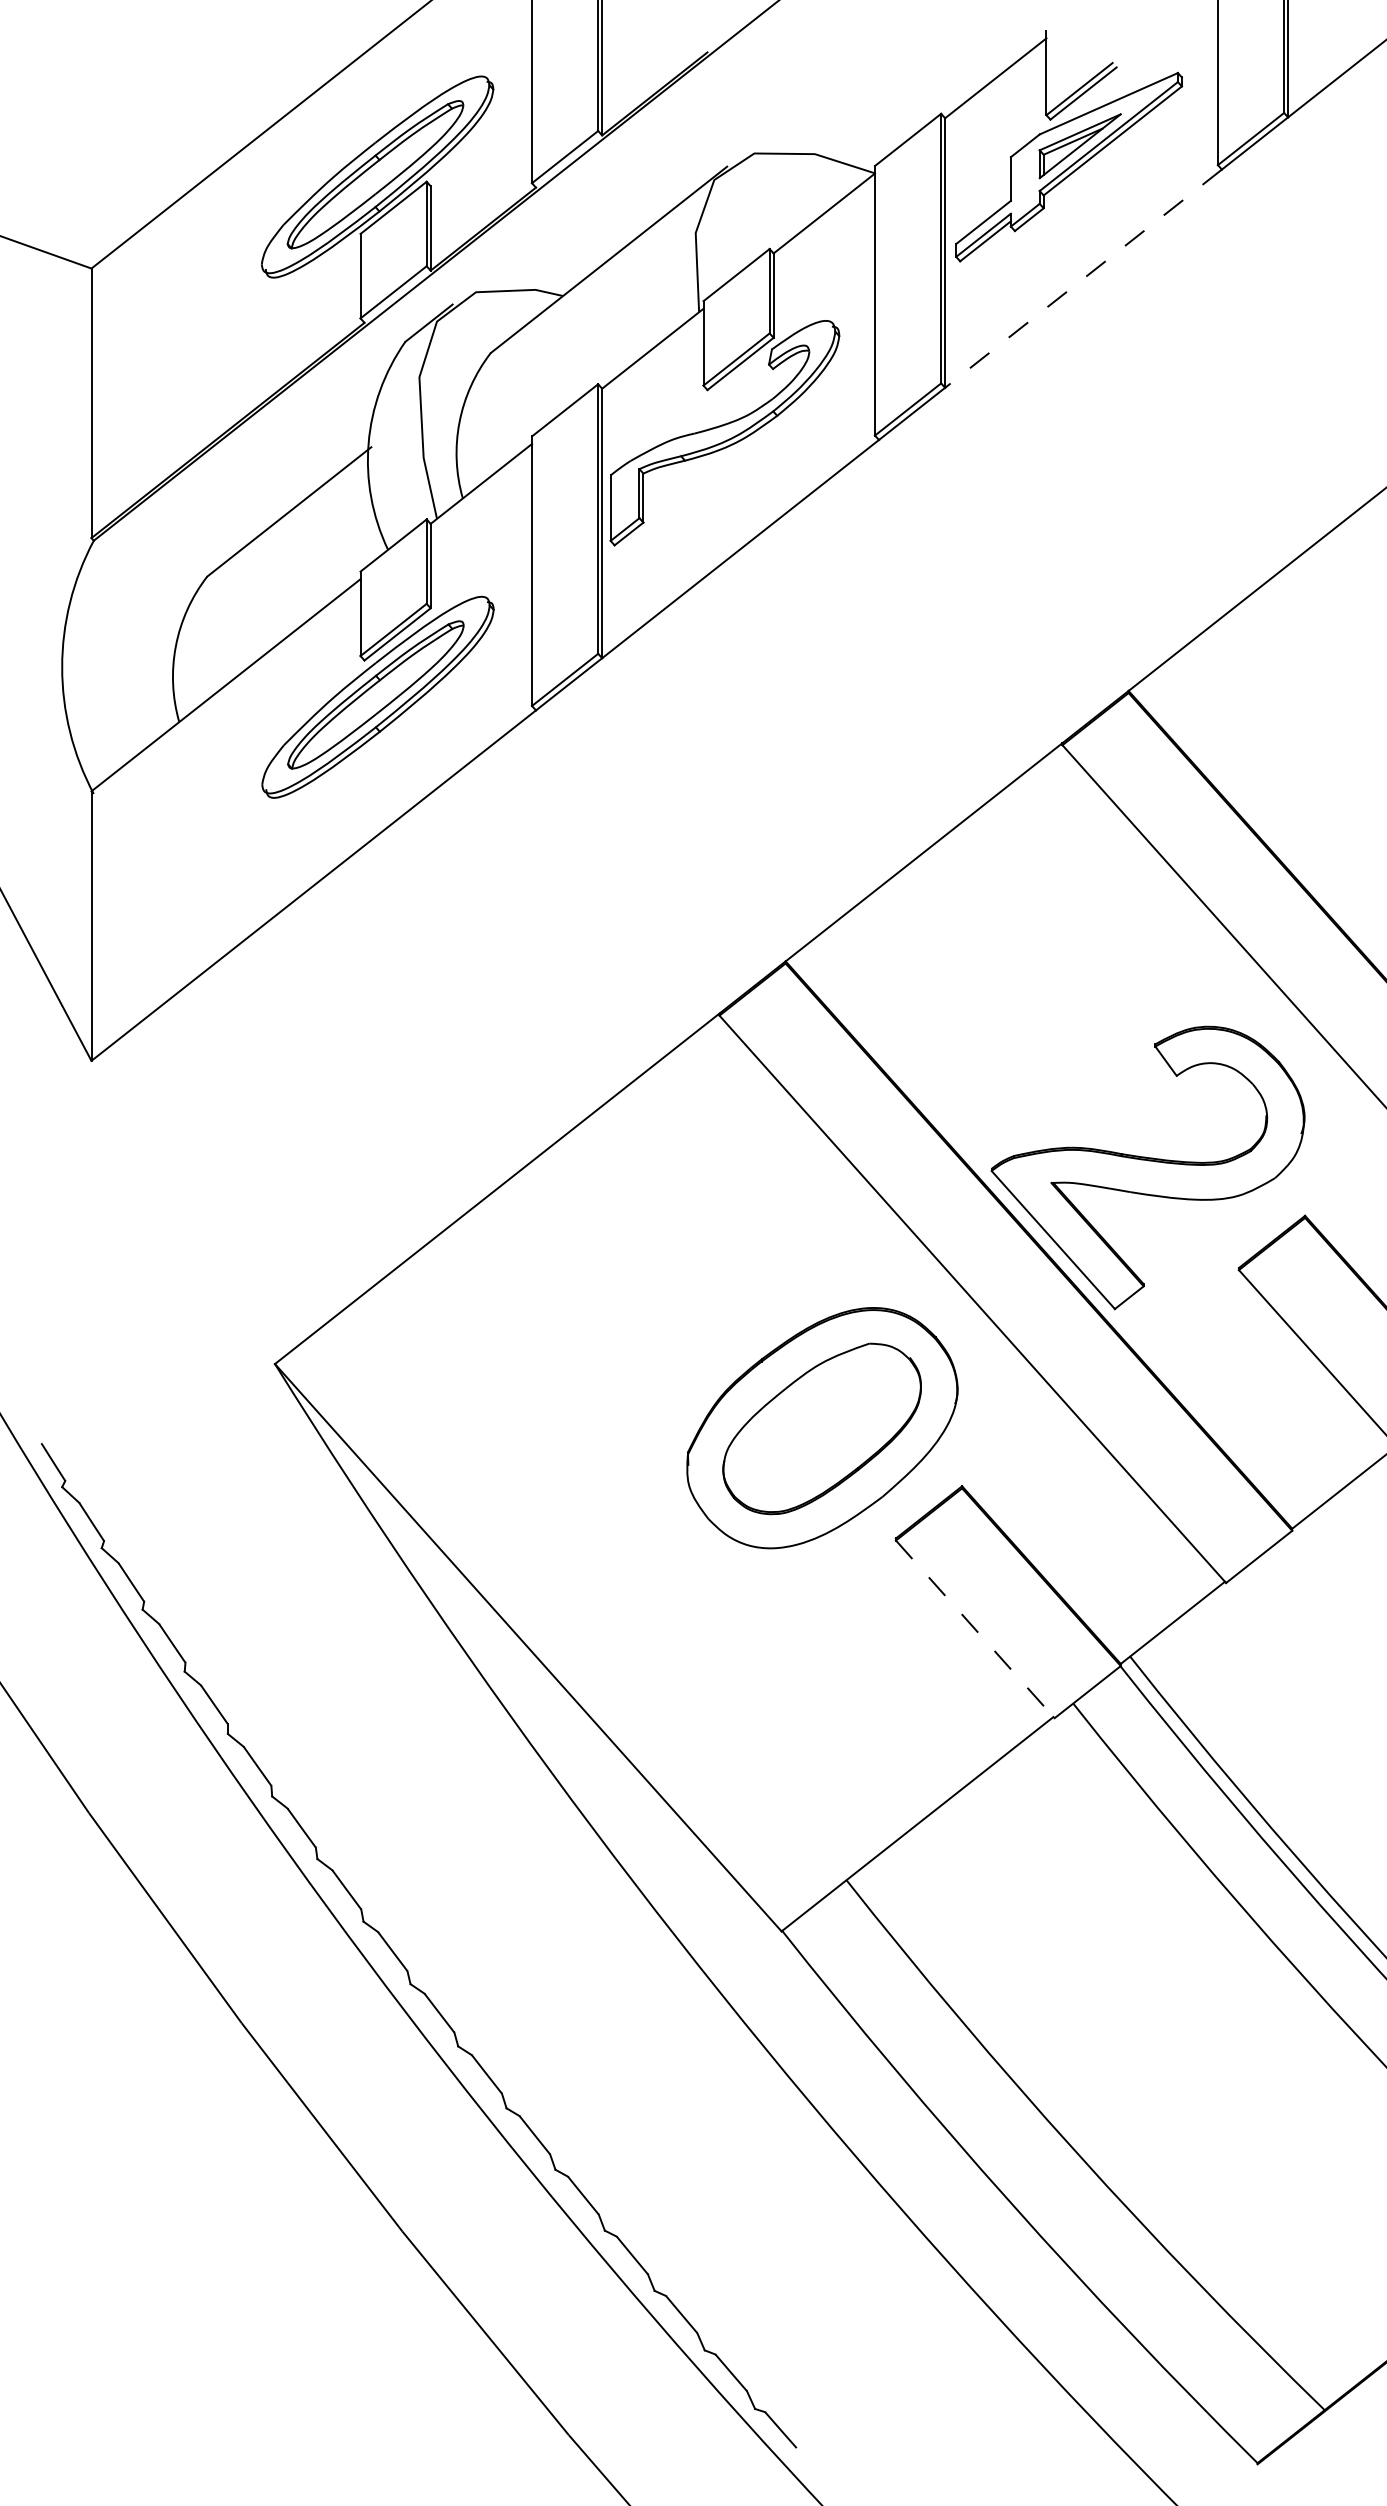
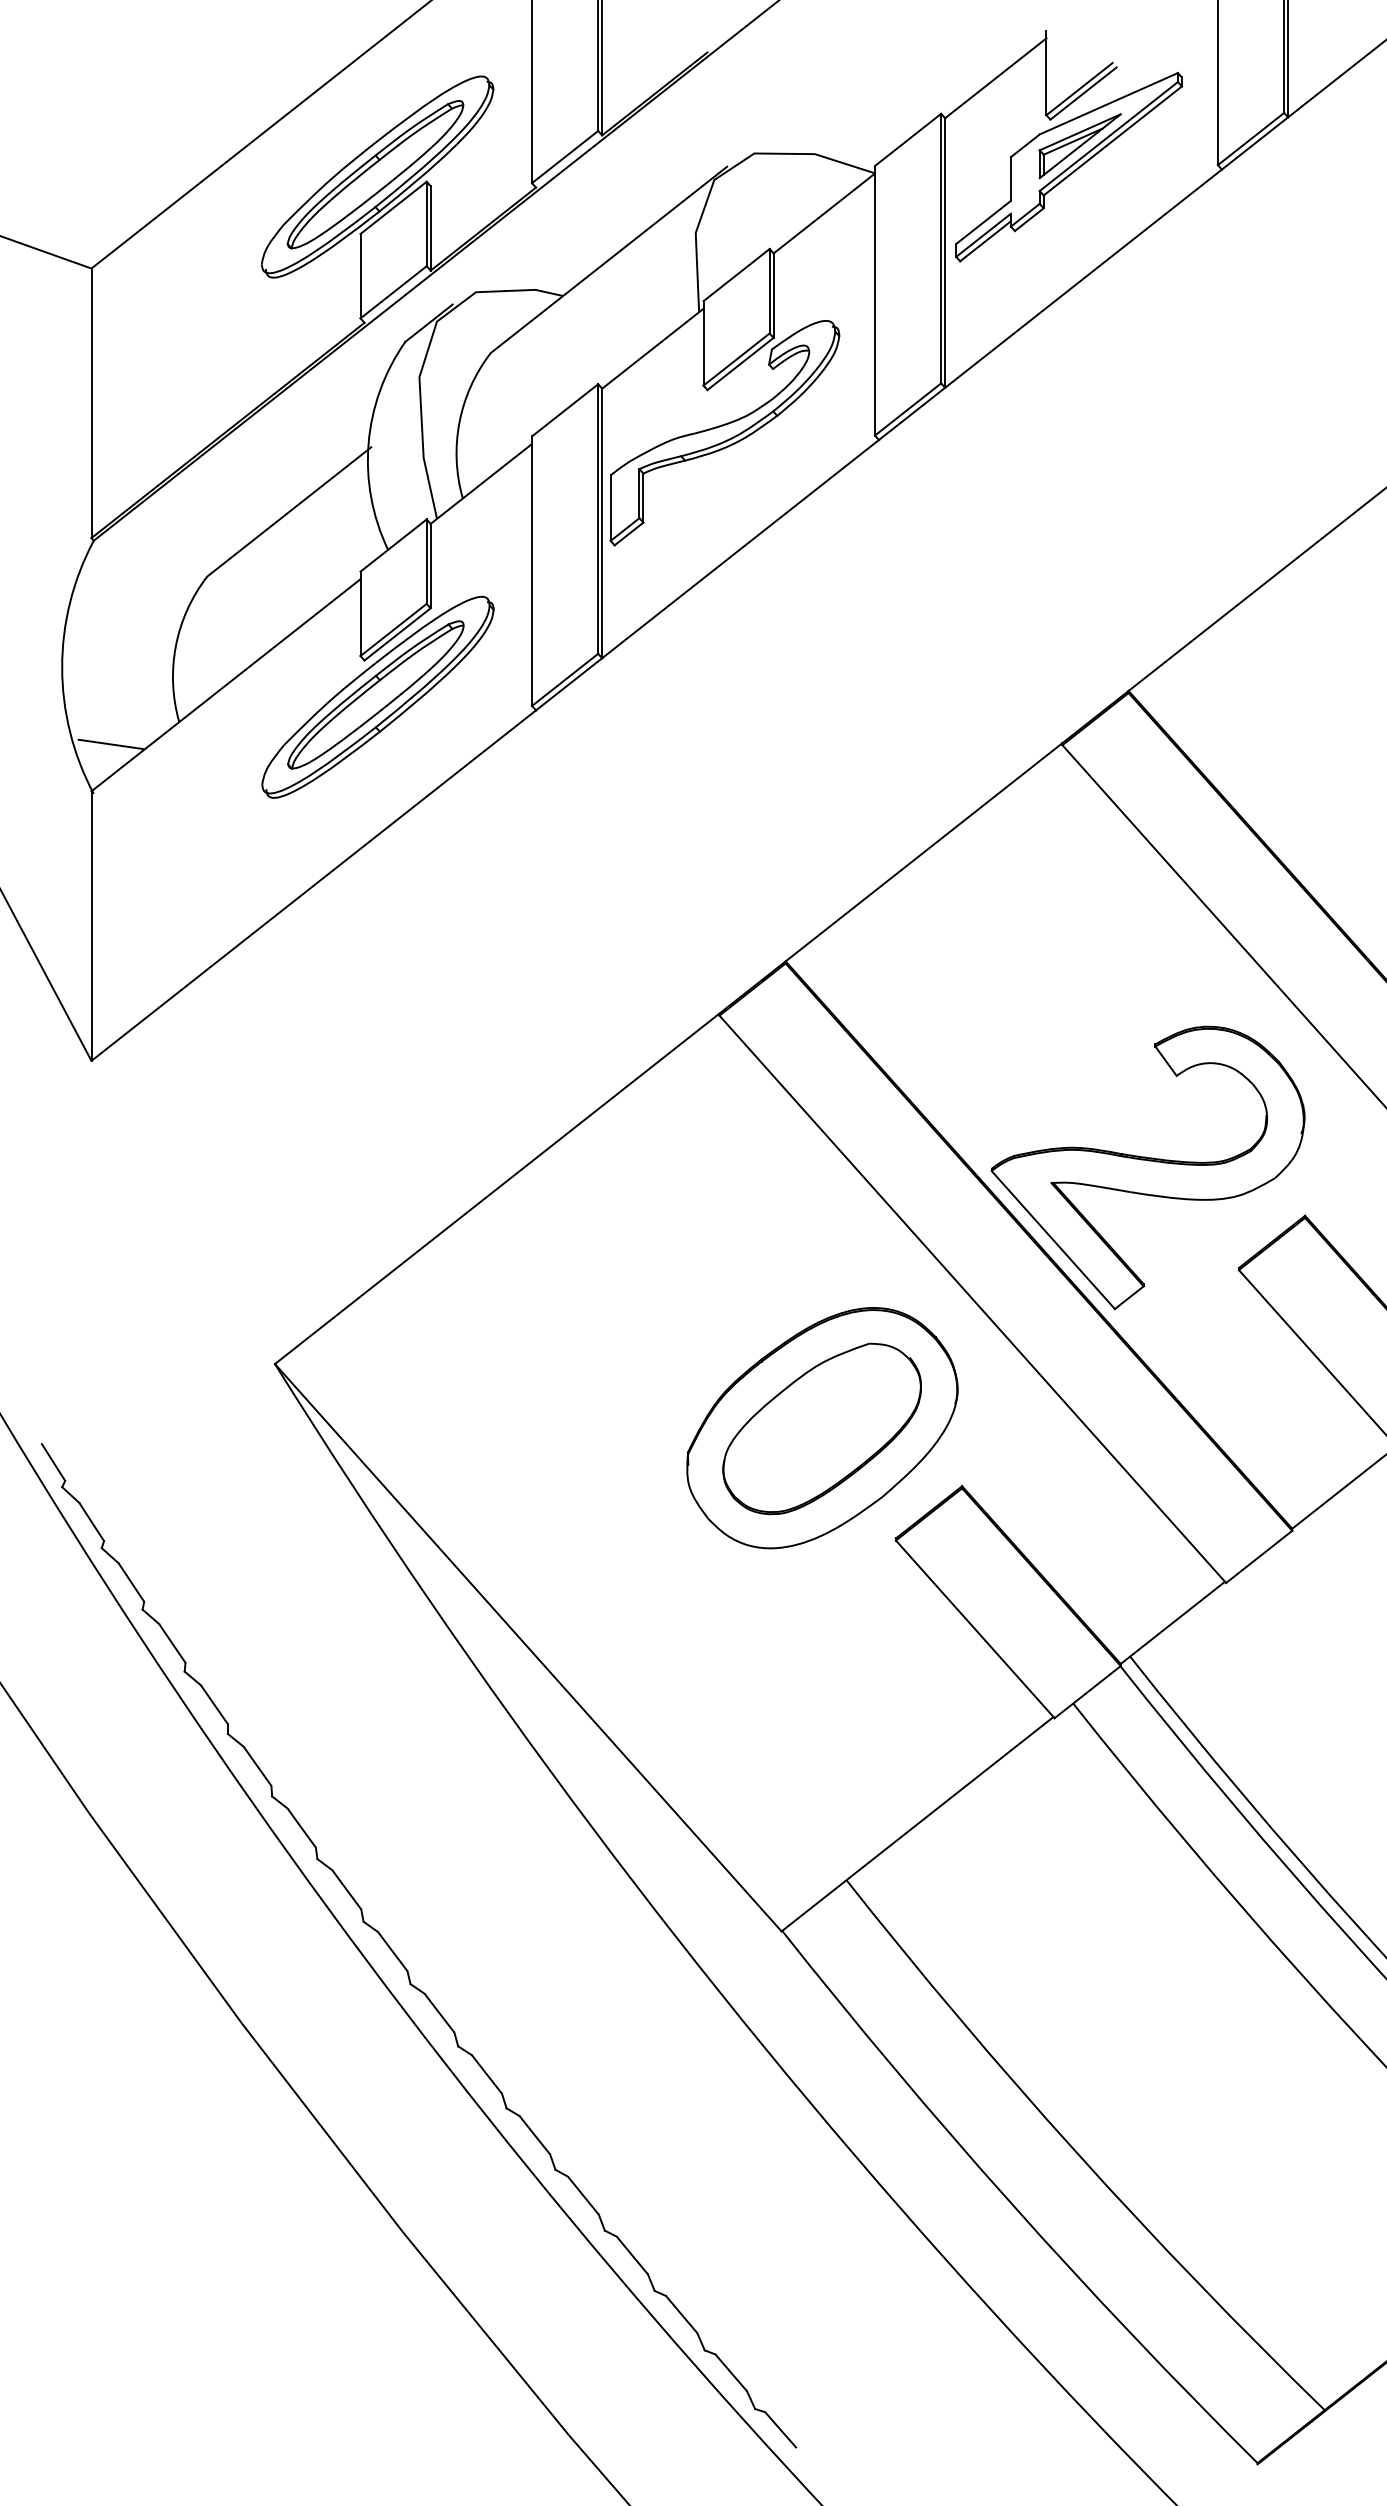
line: dashed -> solid (1083, 279)
line: none -> present (111, 744)
line: dashed -> solid (975, 1629)
